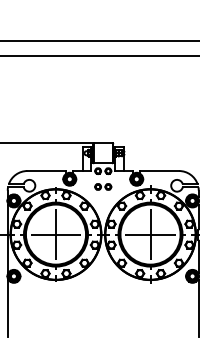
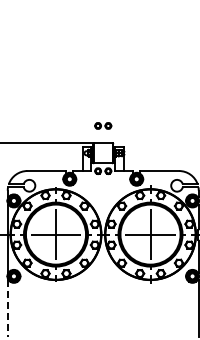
line: present -> none (99, 41)
line: present -> none (99, 55)
part position: (103, 186) -> (103, 125) (103, 125)
line: solid -> dashed (7, 308)
